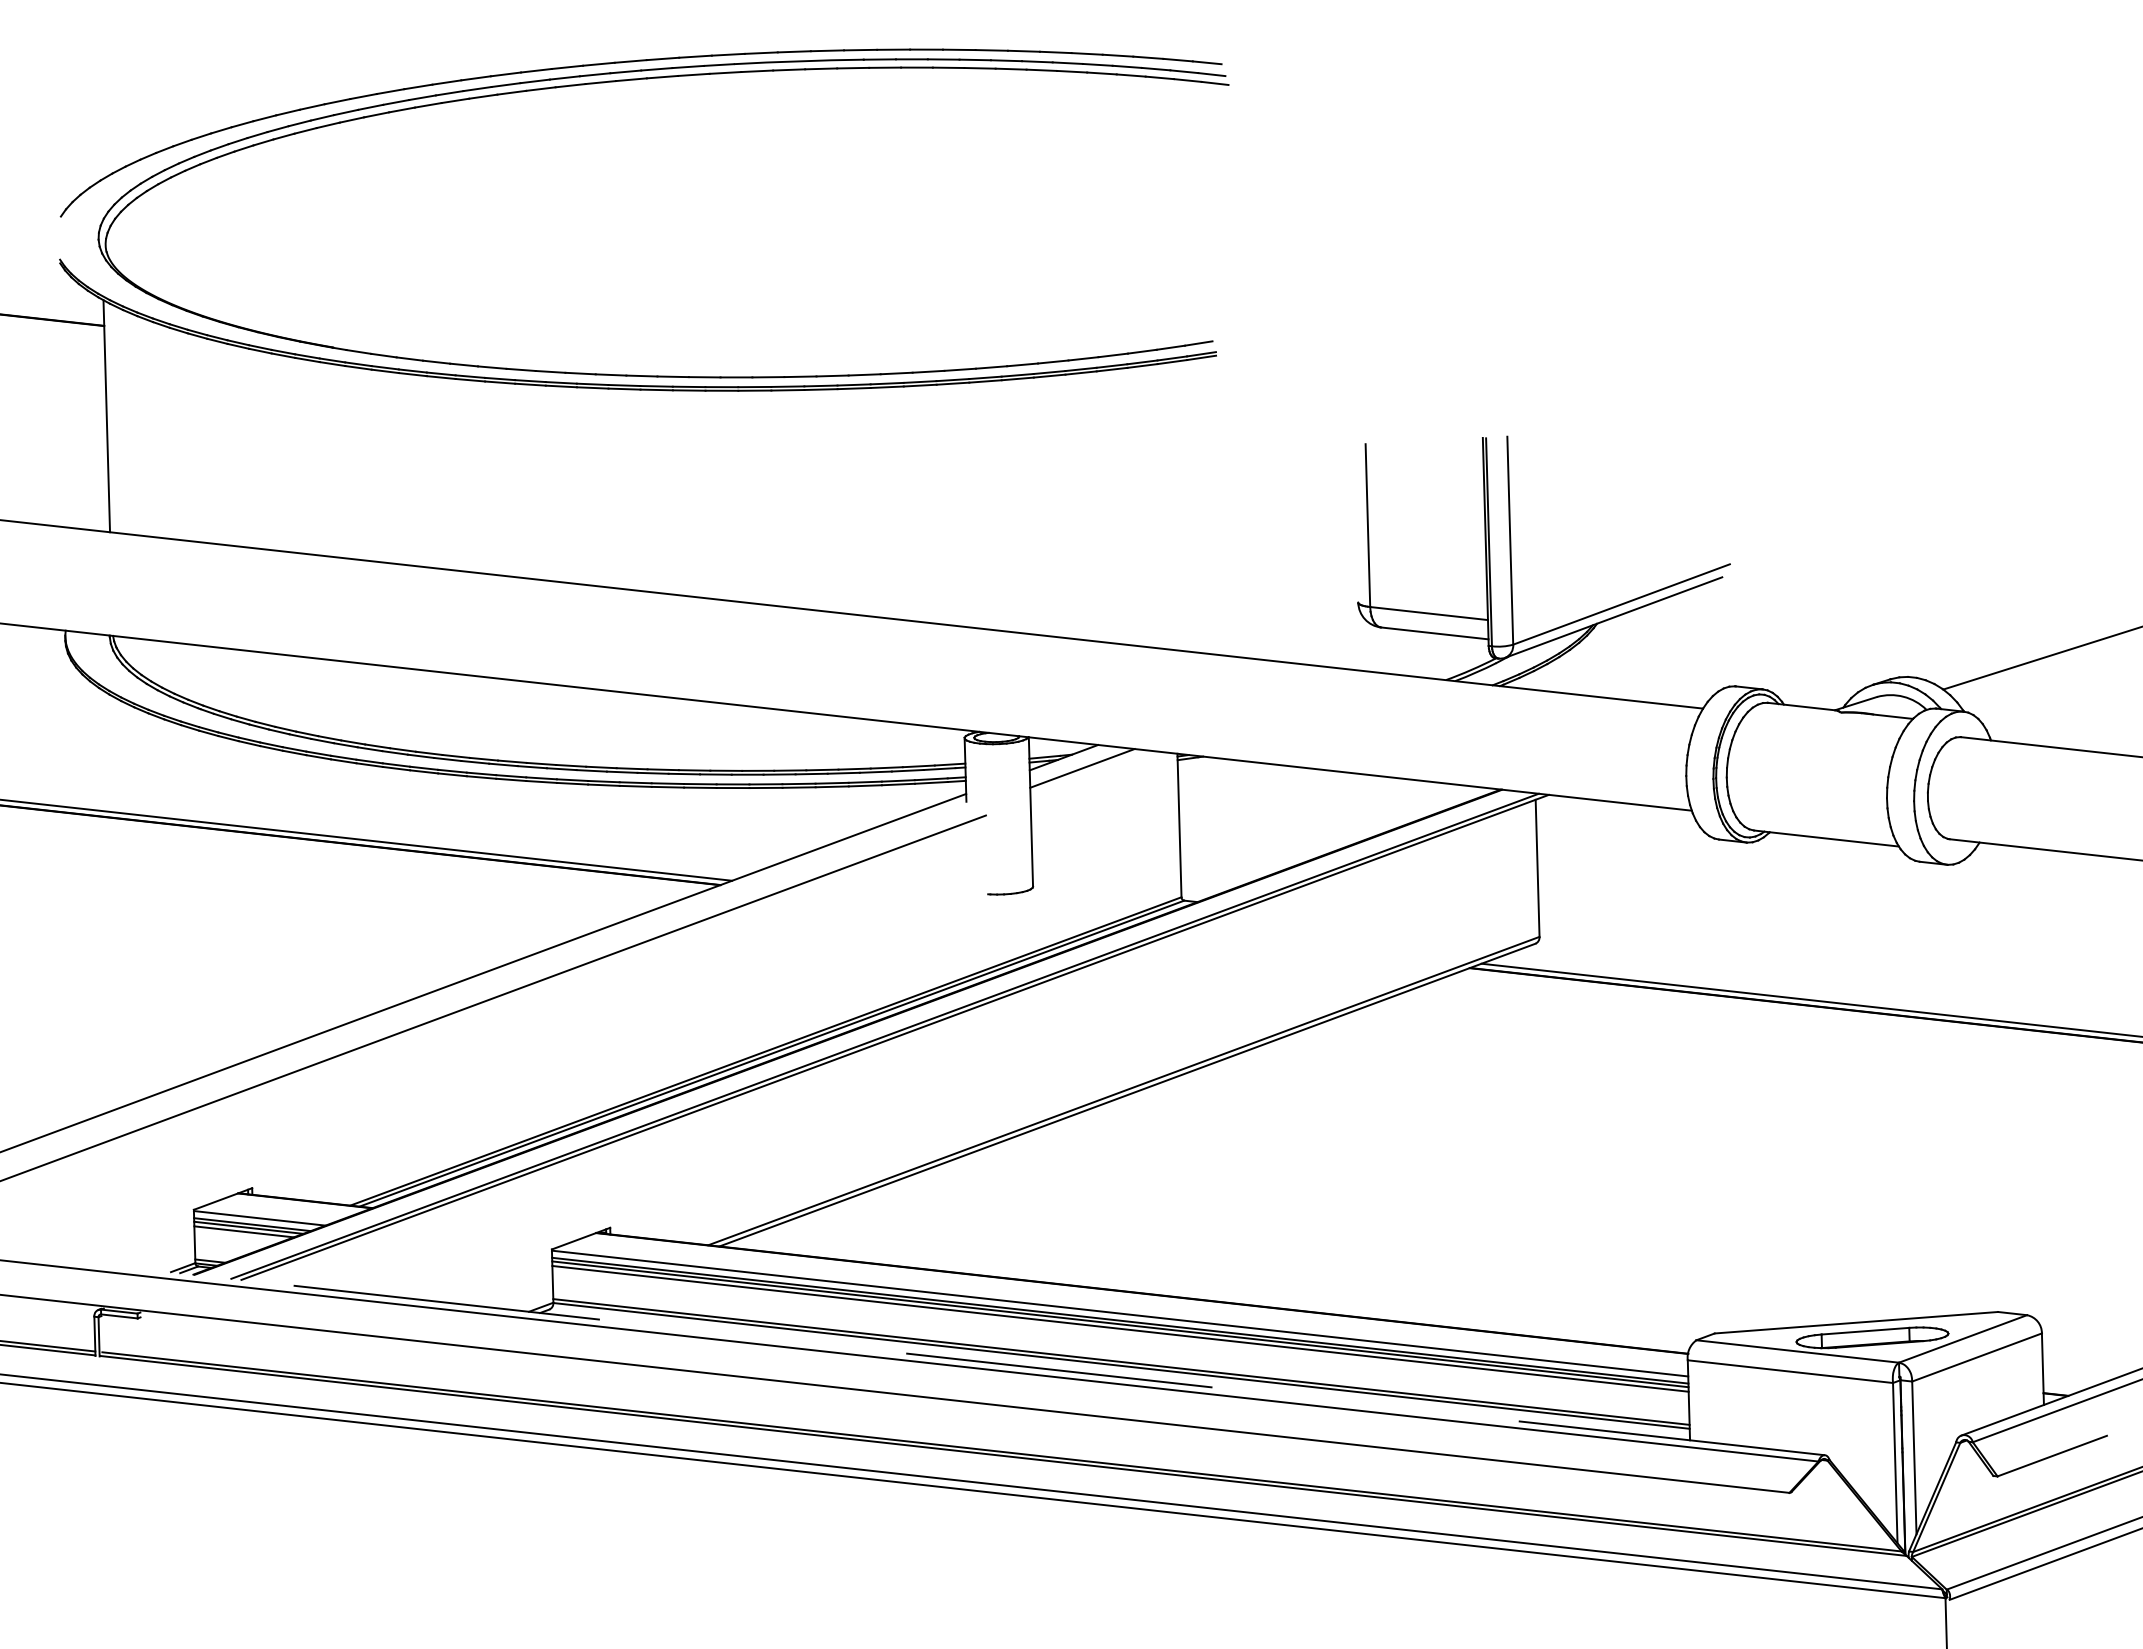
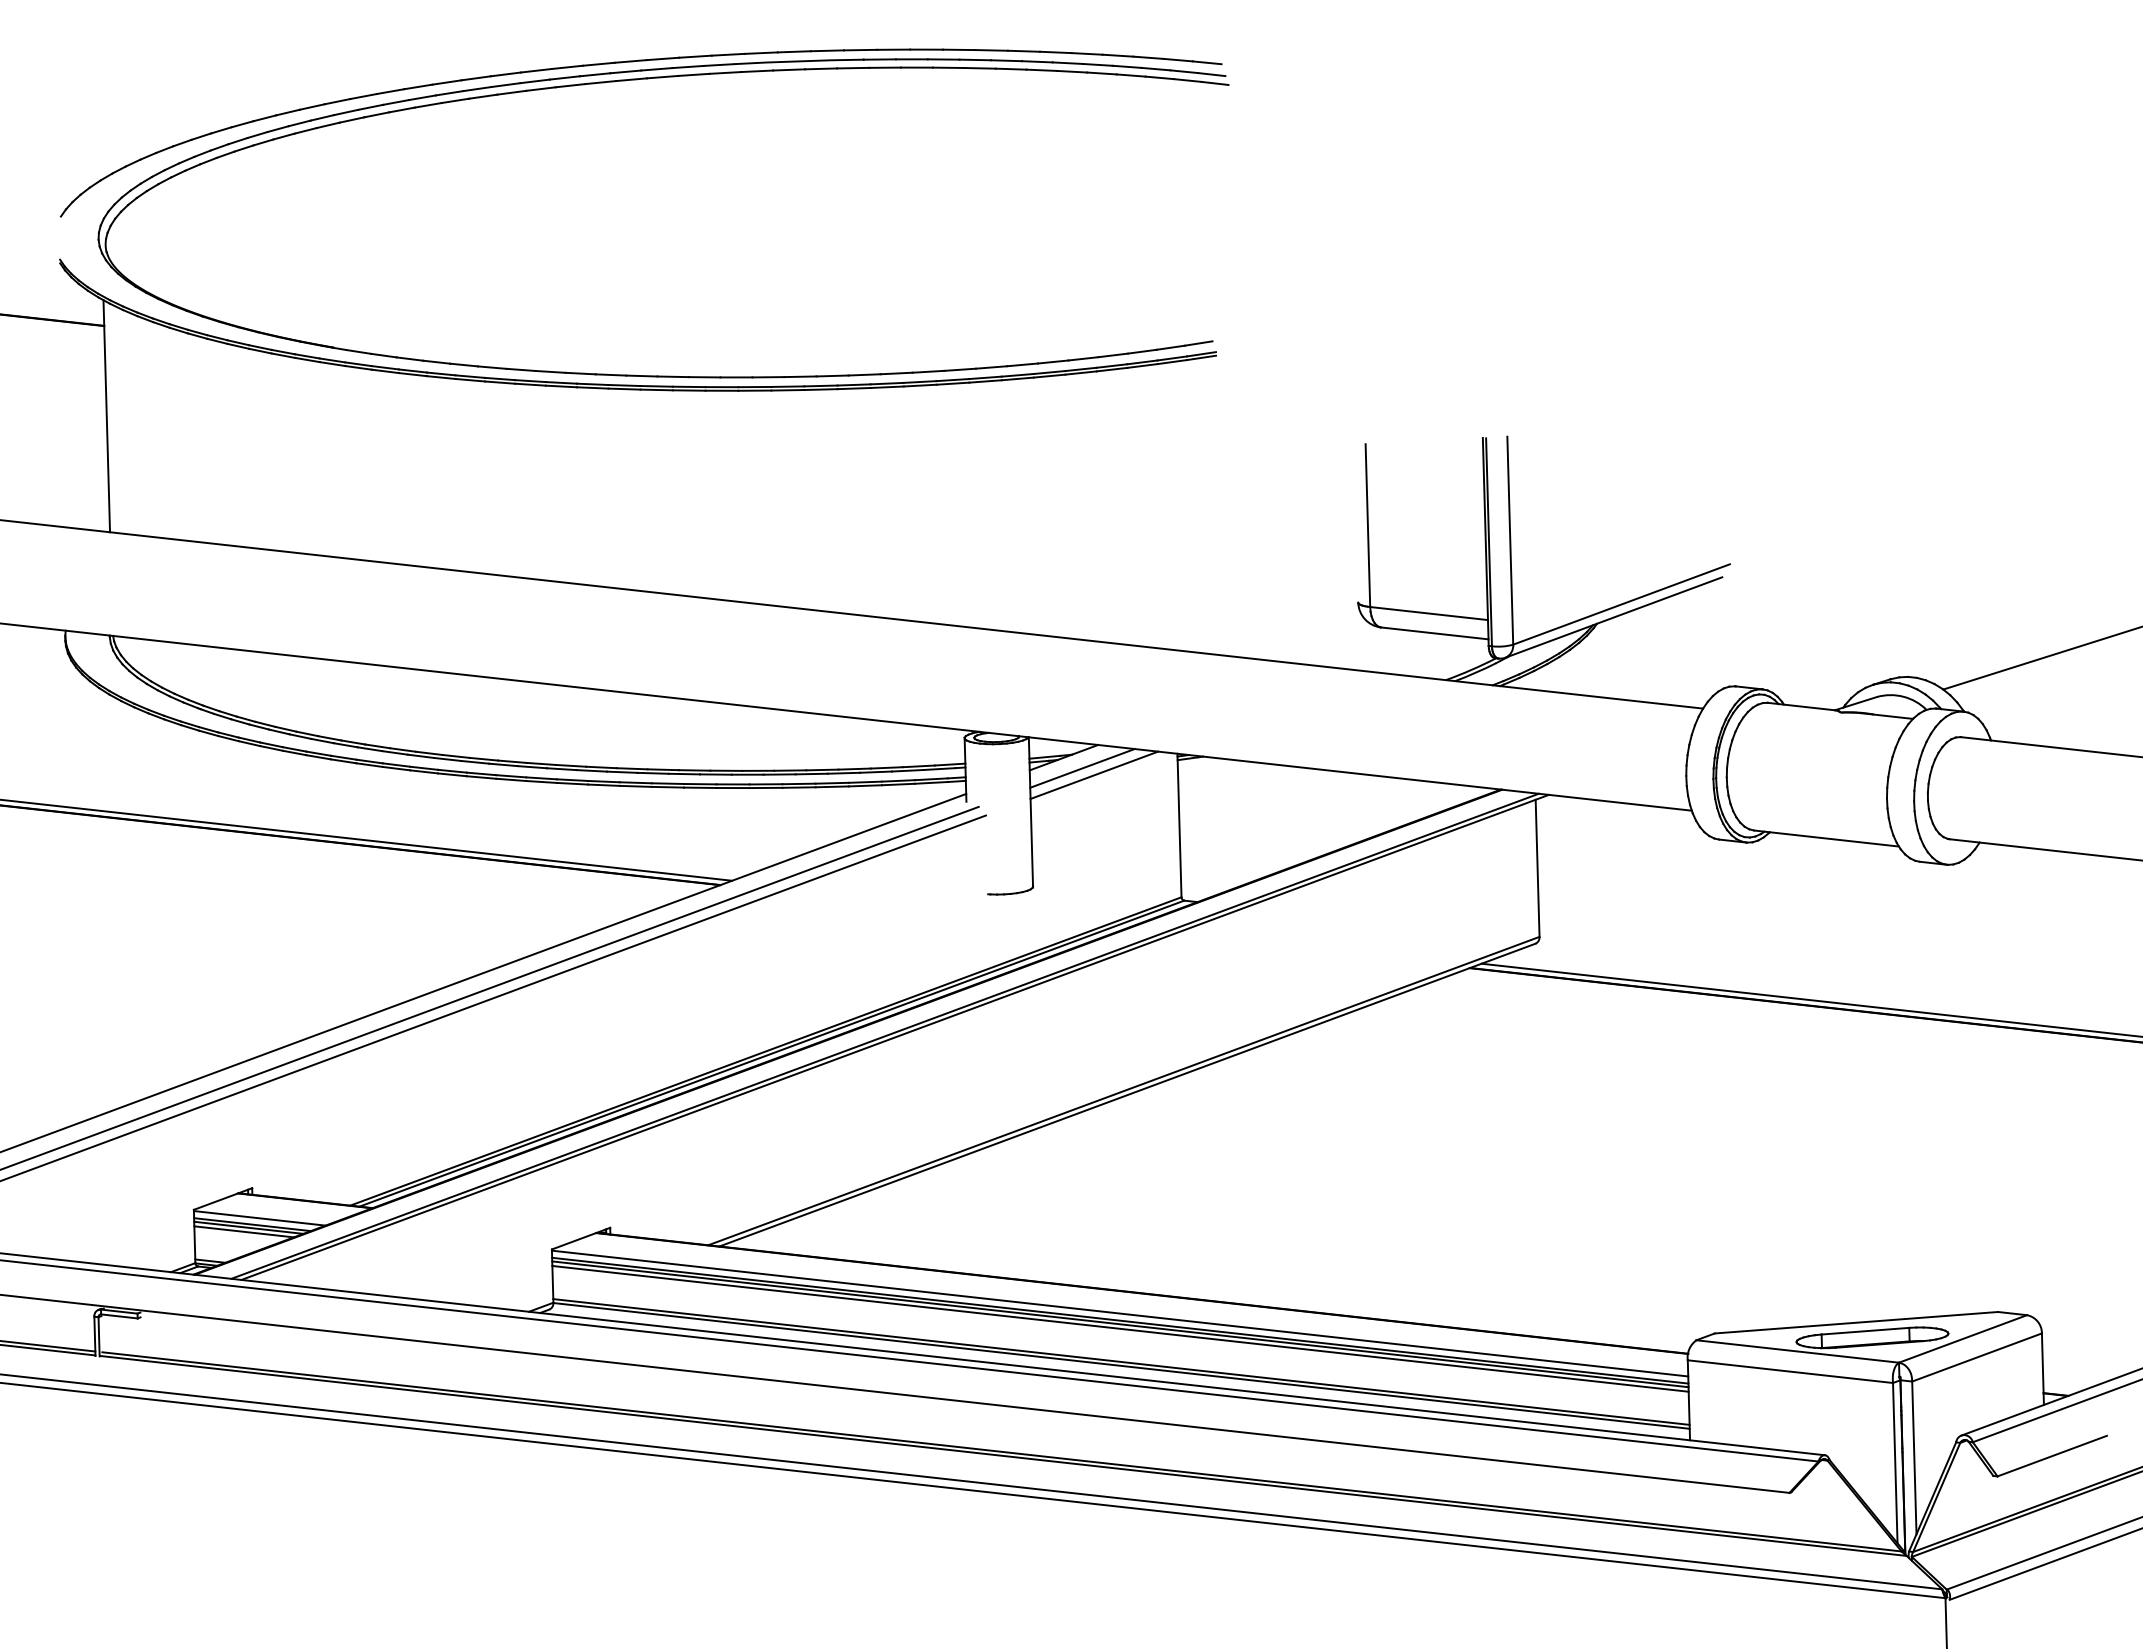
line: none -> present (1094, 774)
line: none -> present (490, 987)
line: dashed -> solid (912, 1354)
